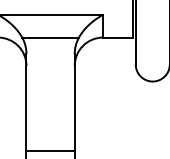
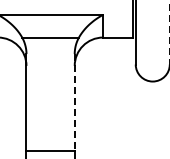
line: solid -> dashed (169, 32)
line: solid -> dashed (74, 102)
